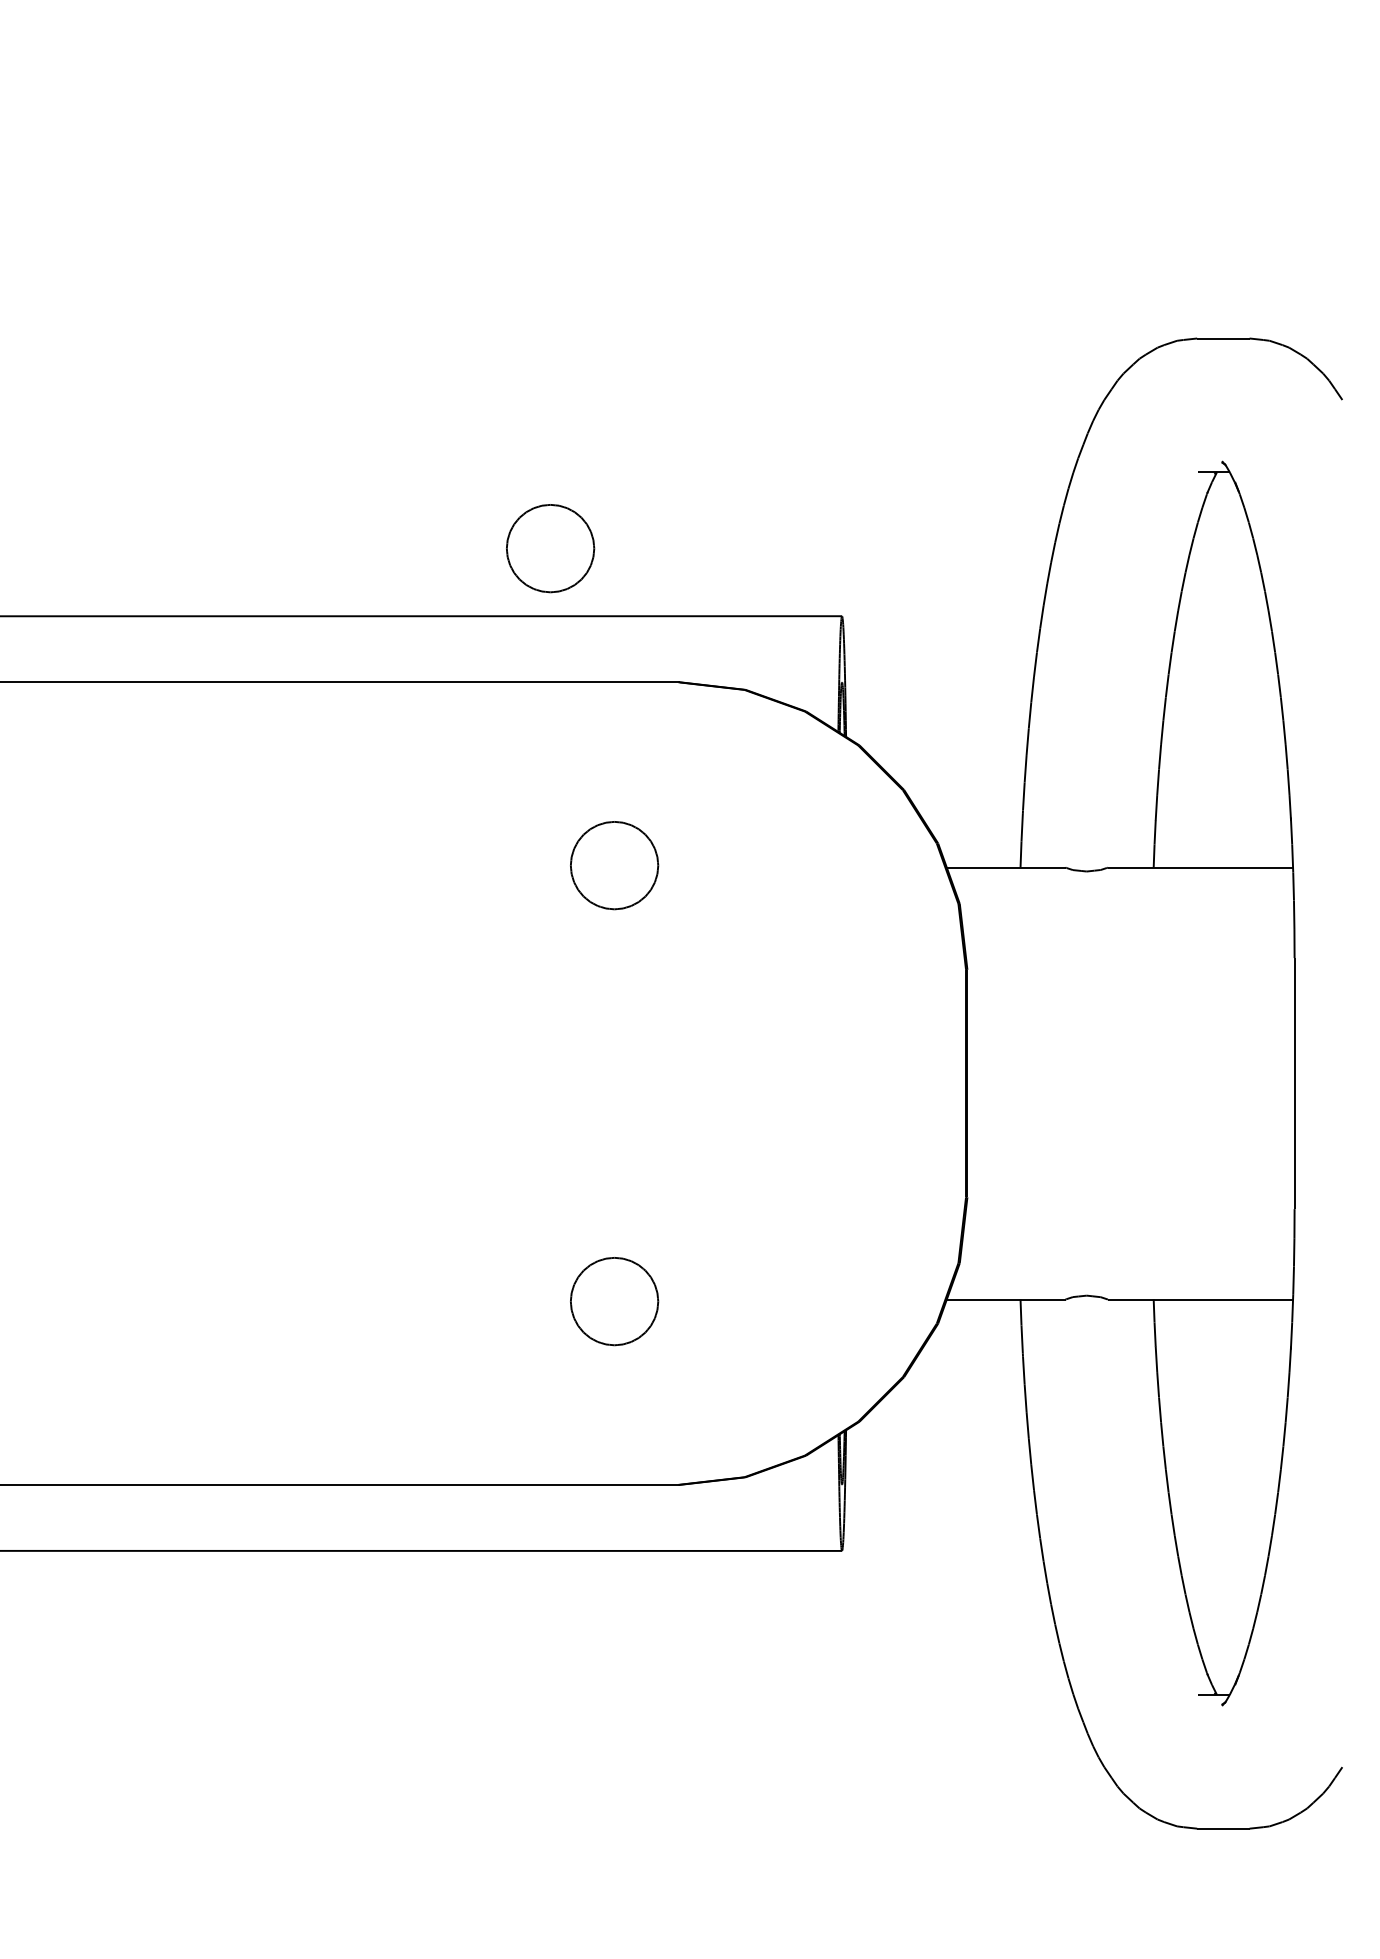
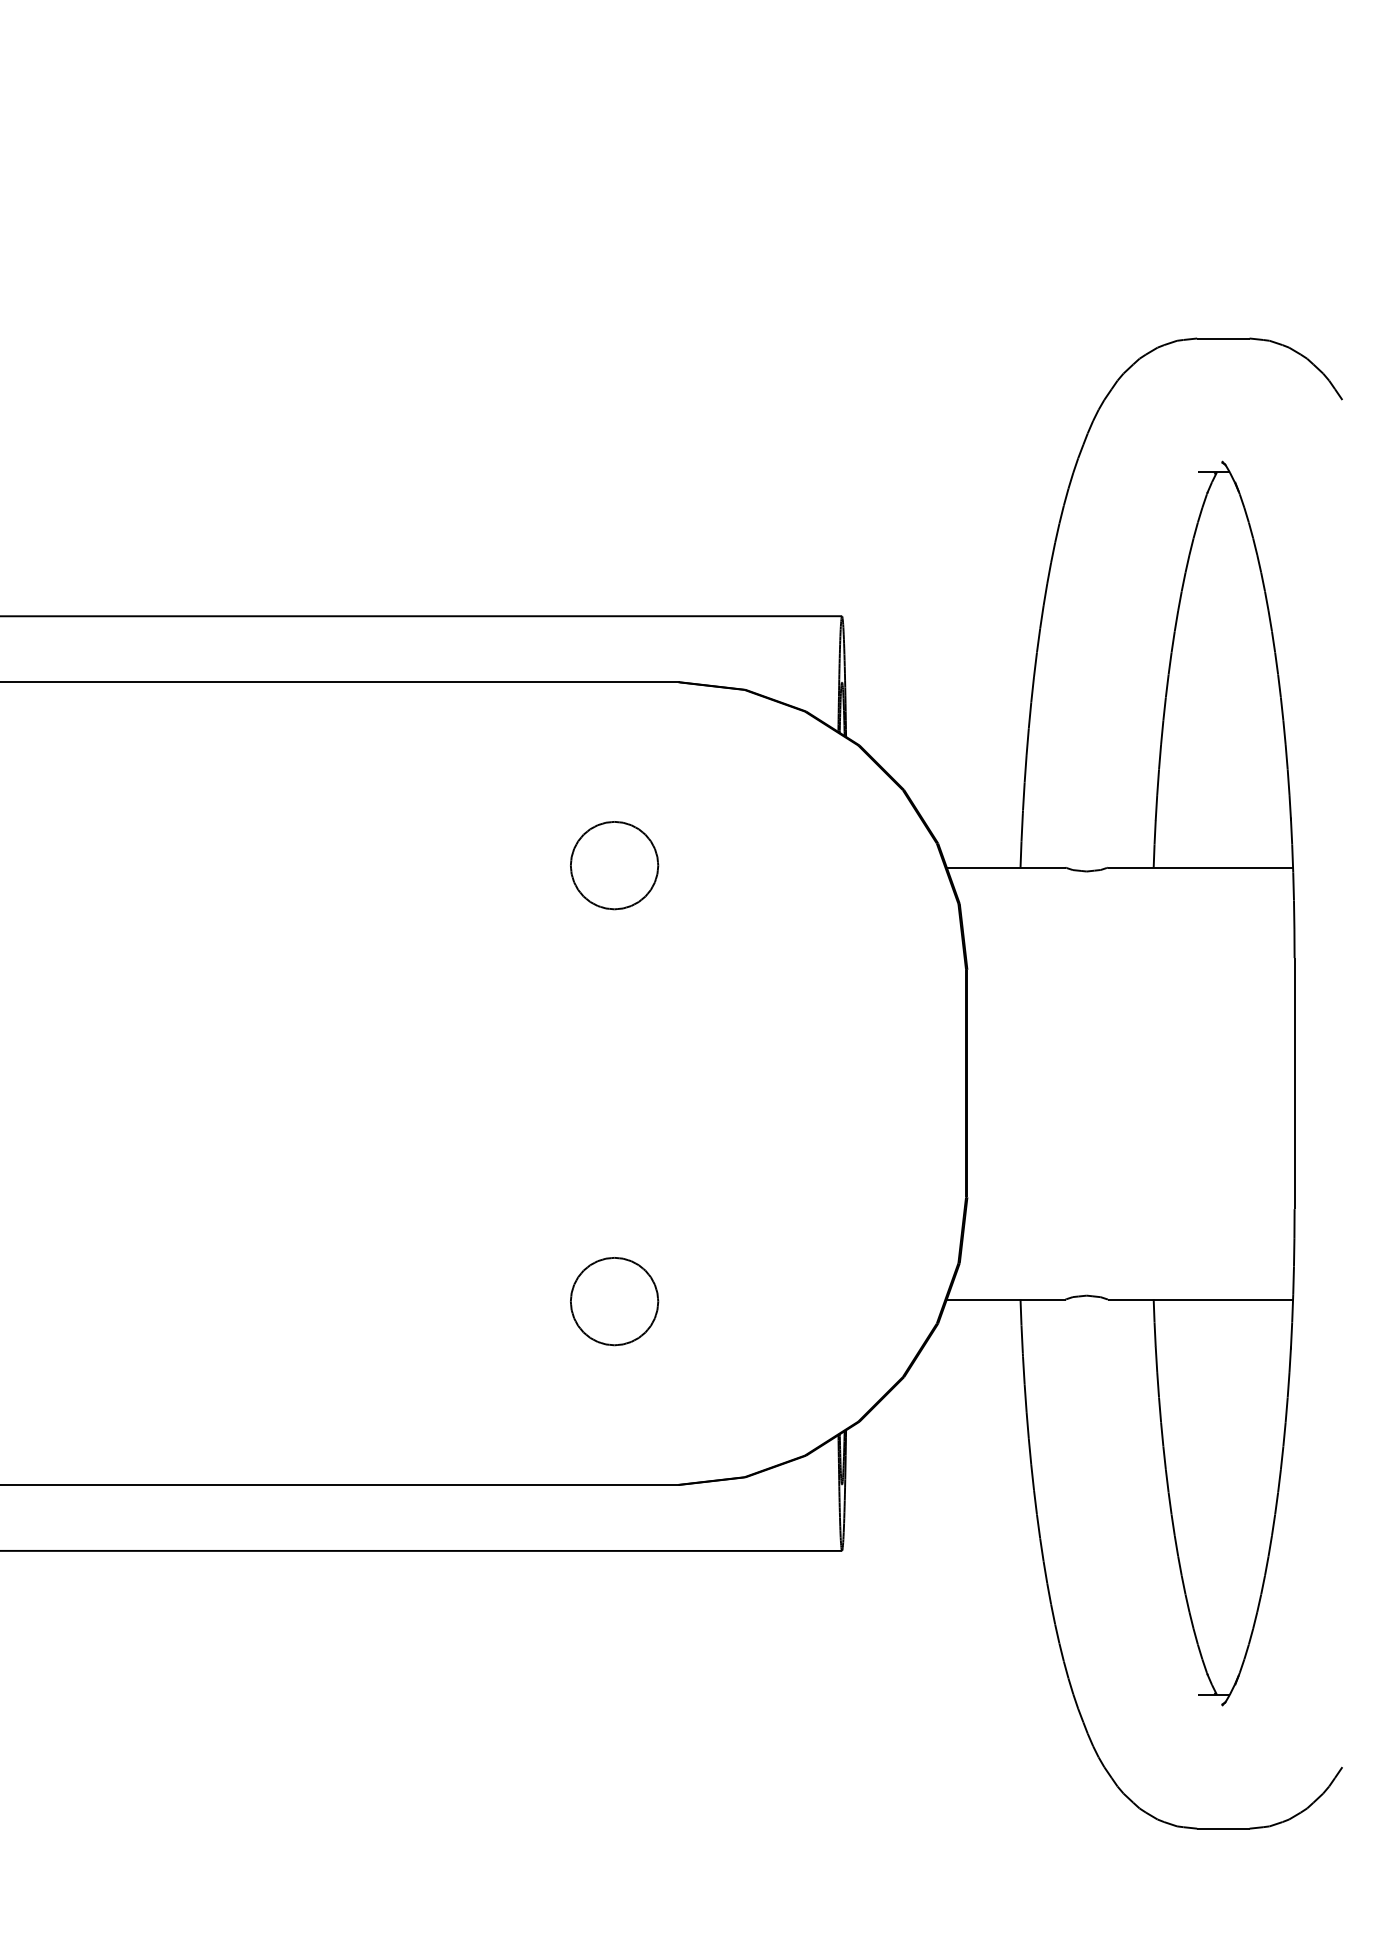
part: present -> none (550, 548)
